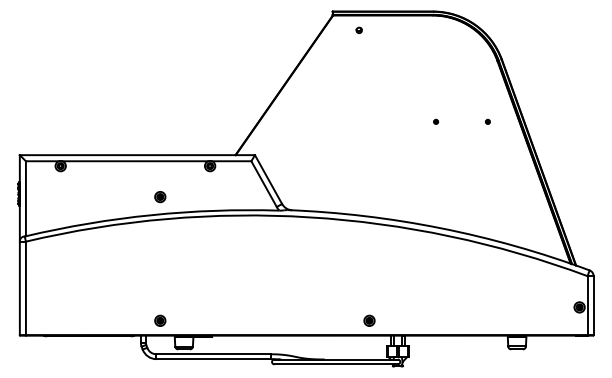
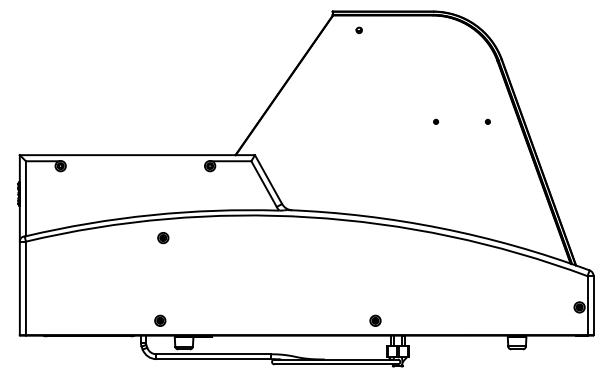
line: present -> none (135, 161)
part position: (160, 197) -> (163, 238) (163, 238)
part position: (369, 320) -> (375, 320) (375, 320)
